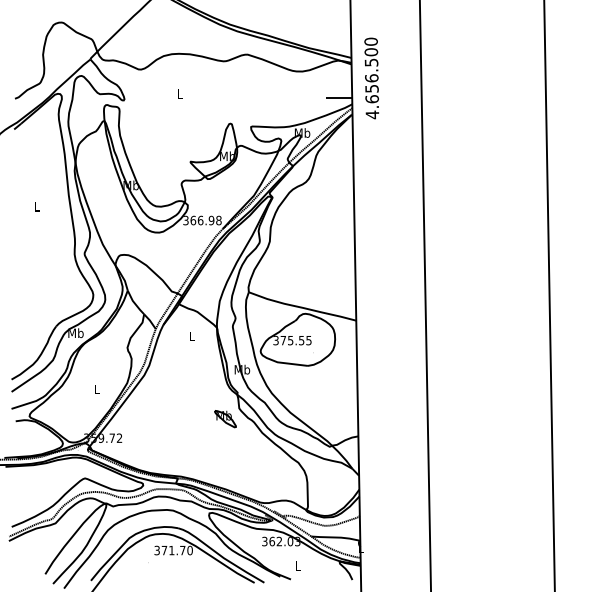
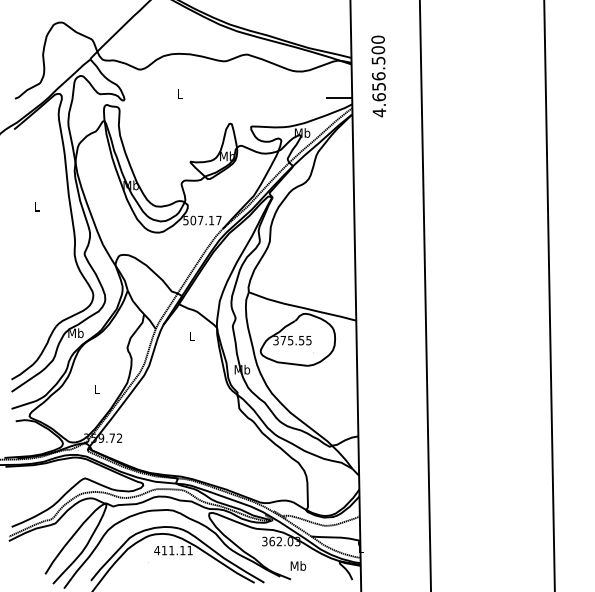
text position: (371, 78) -> (378, 76) (378, 76)
text: 366.98 -> 507.17 (202, 220)
part: present -> none (225, 419)
text: 371.70 -> 411.11 (173, 550)
text: L -> Mb (298, 565)
